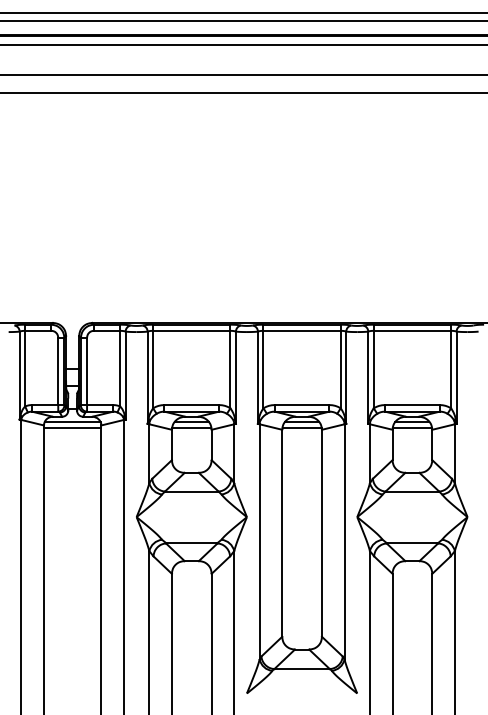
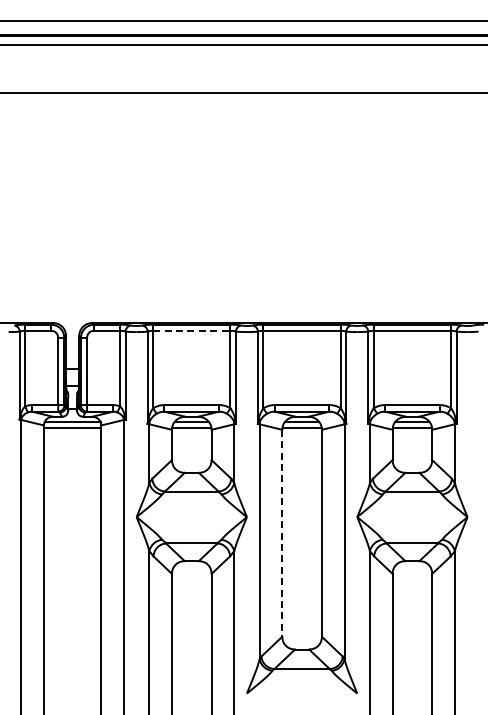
line: present -> none (243, 12)
line: present -> none (243, 75)
line: solid -> dashed (191, 330)
line: solid -> dashed (282, 533)
